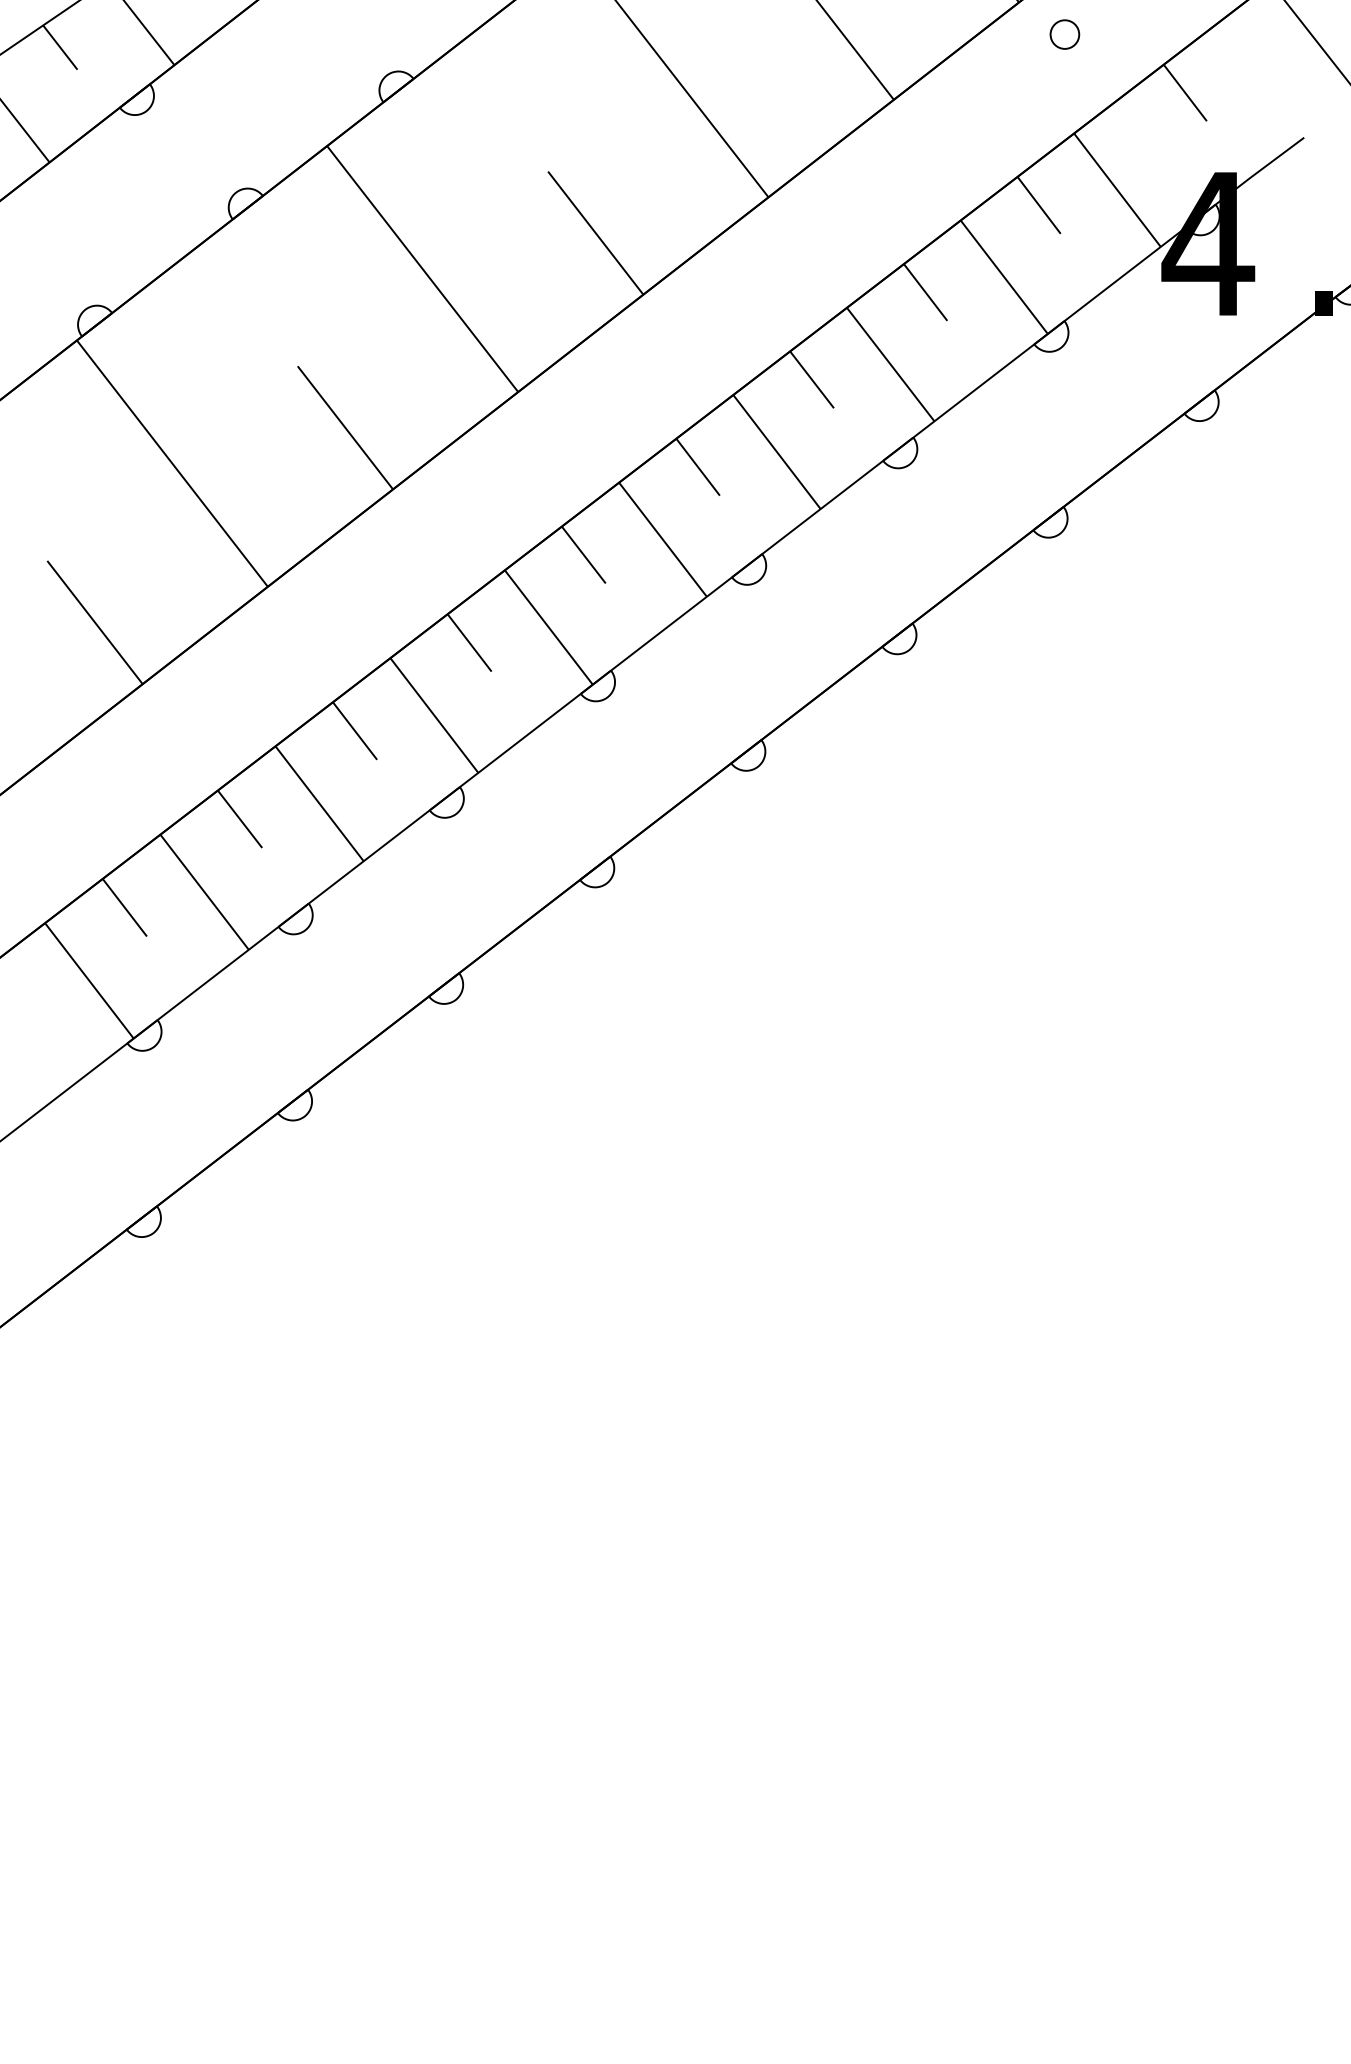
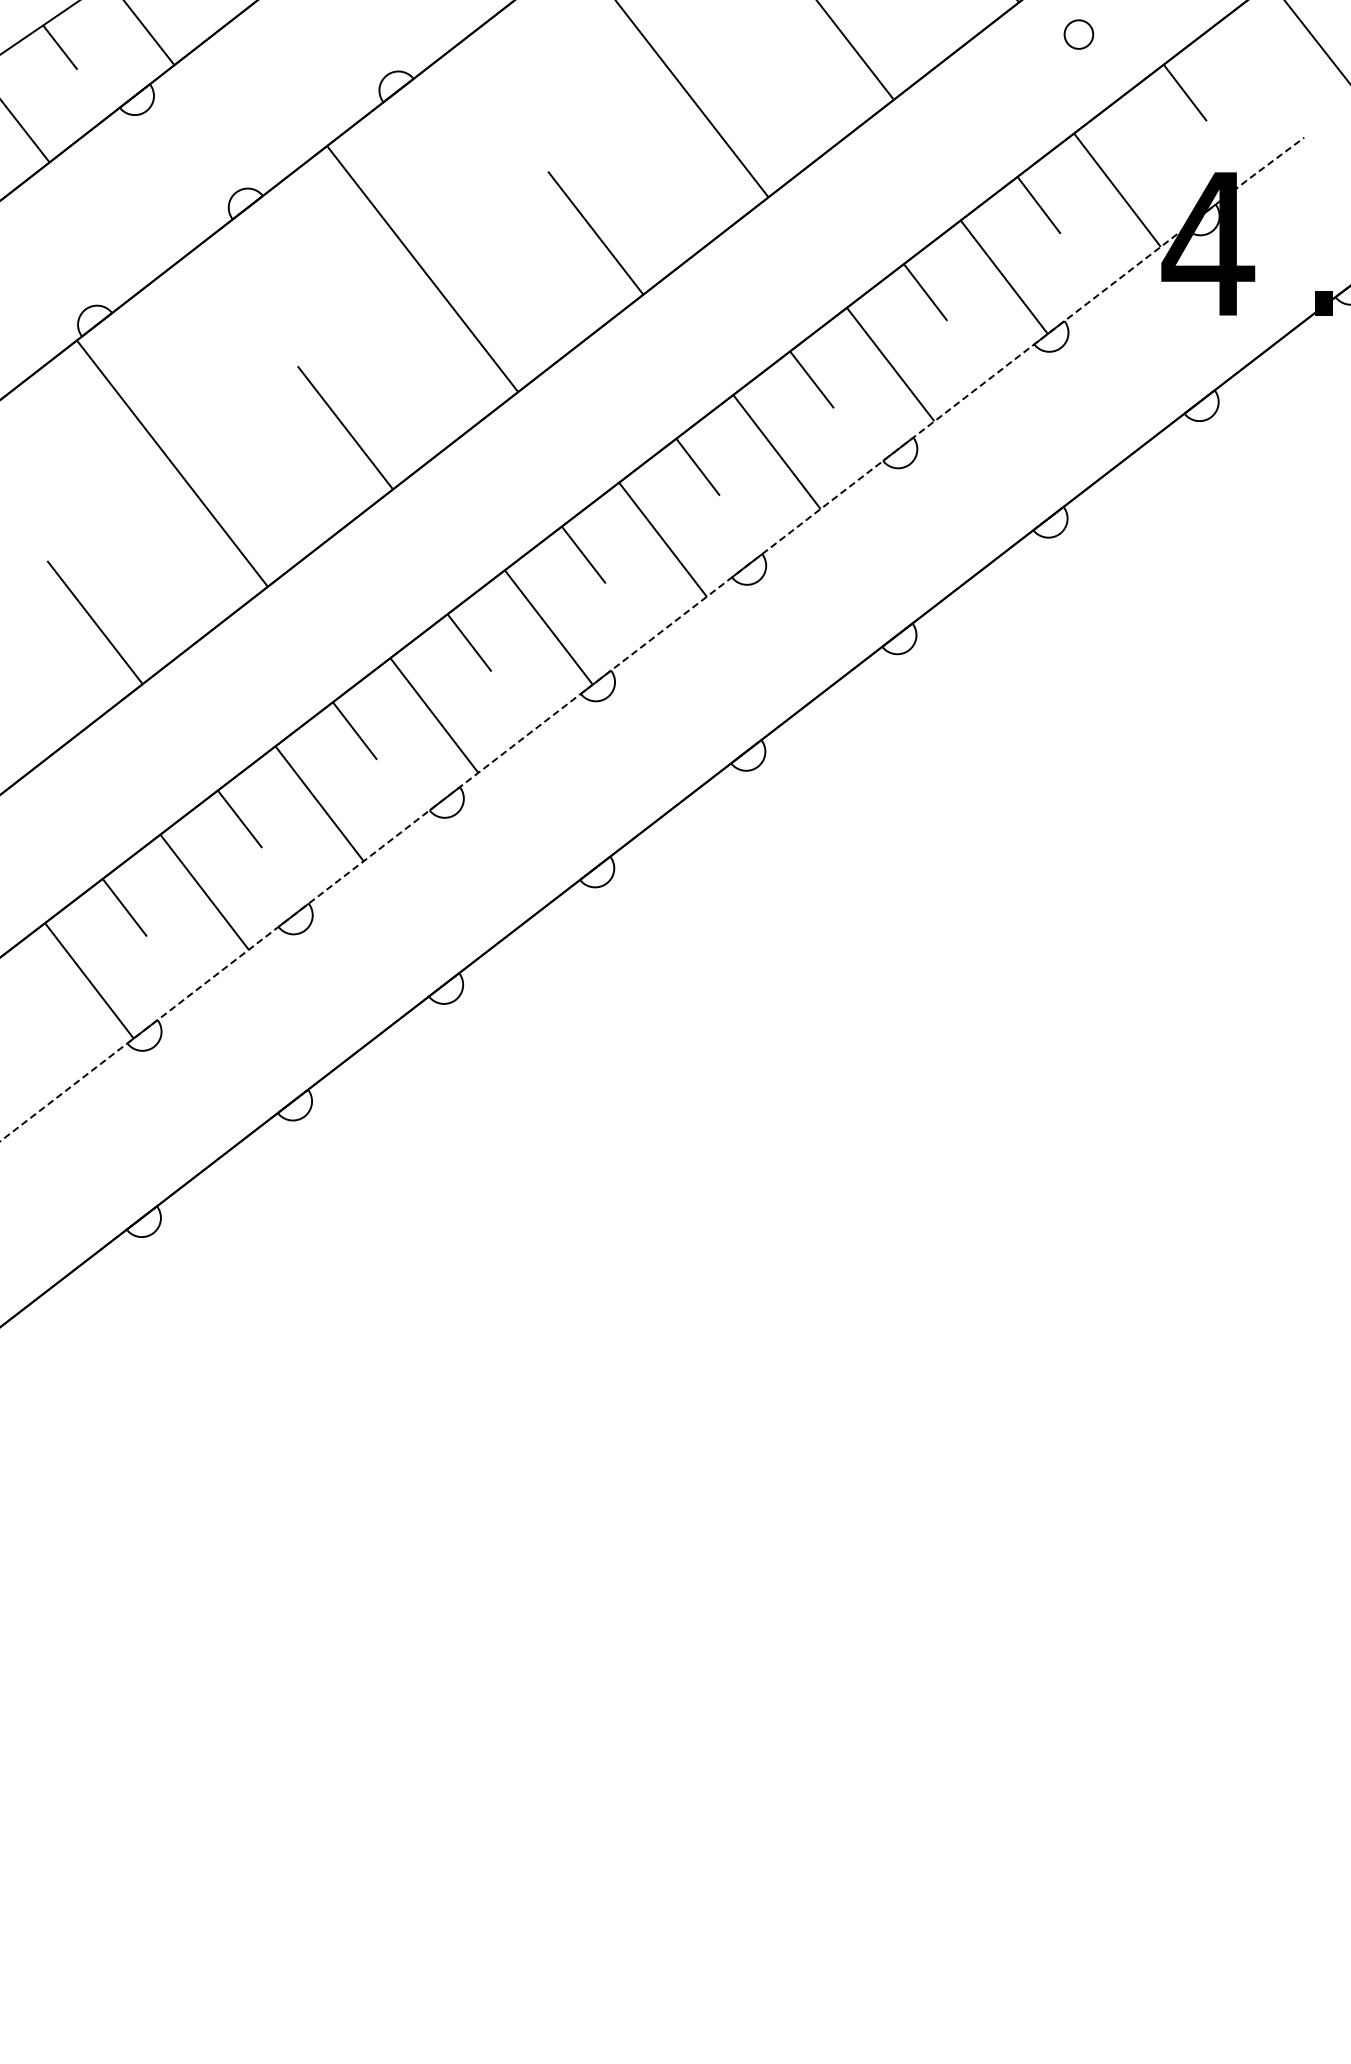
circle position: (1064, 34) -> (1078, 34) (1078, 34)
line: solid -> dashed (652, 638)
